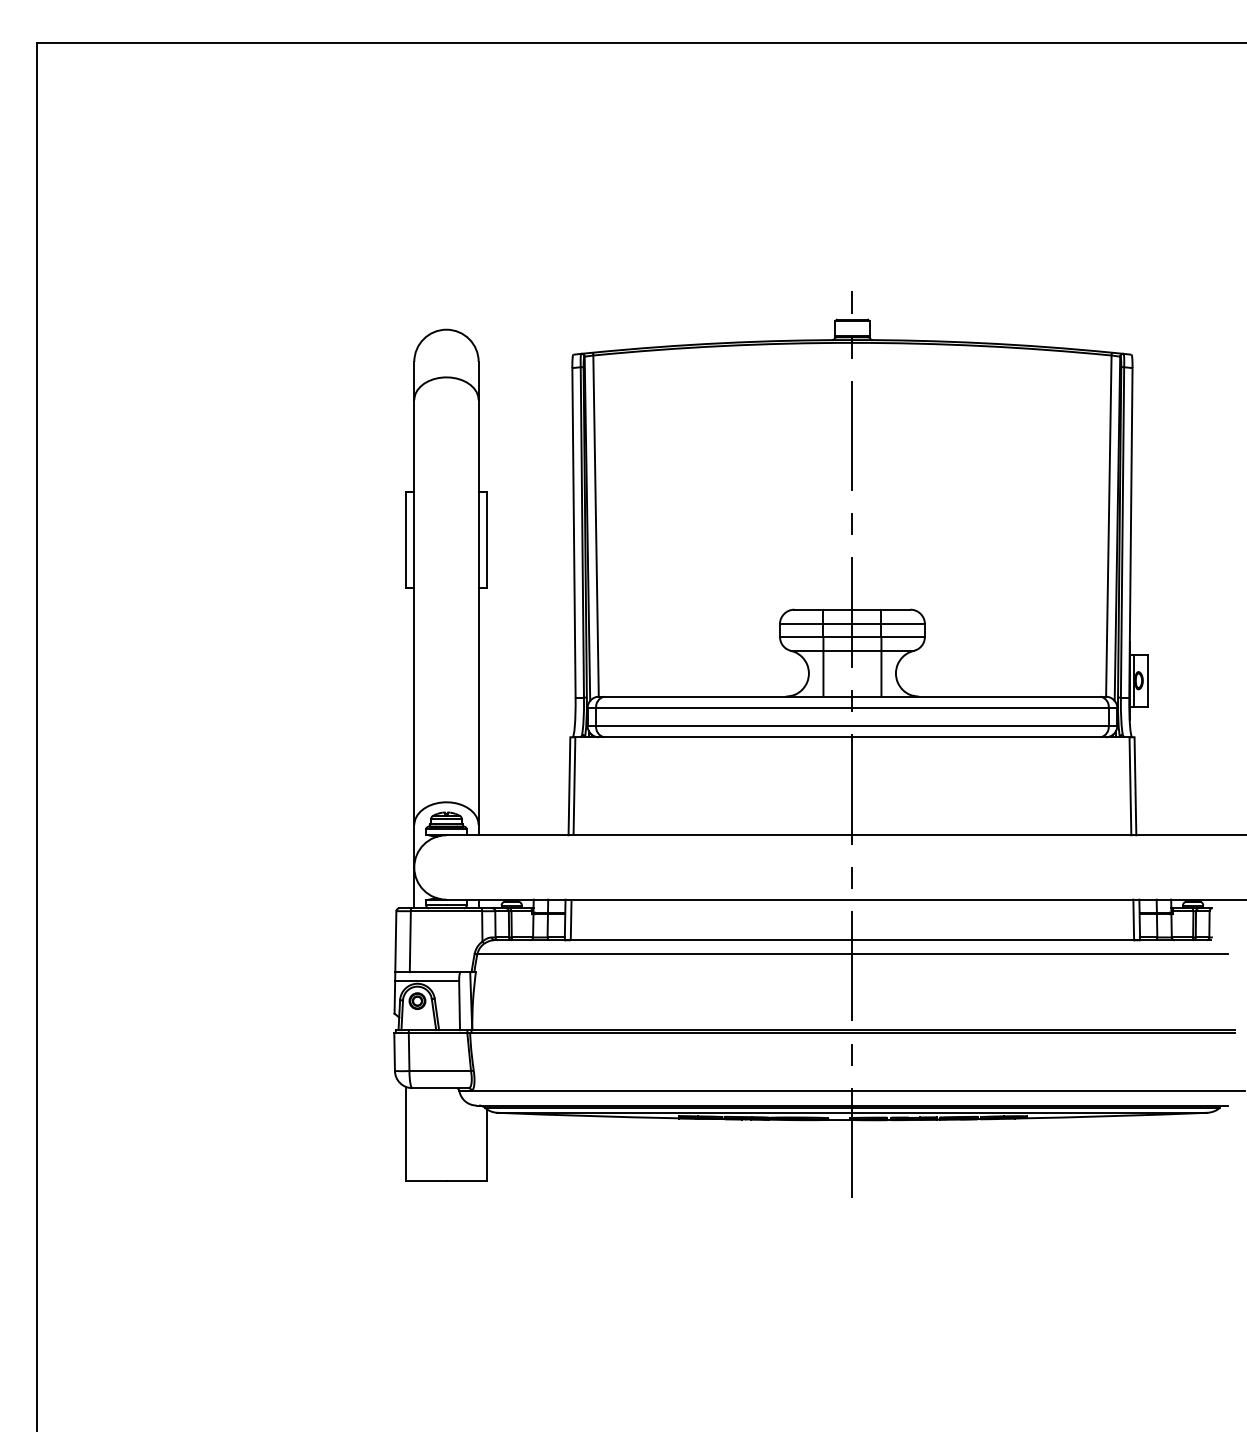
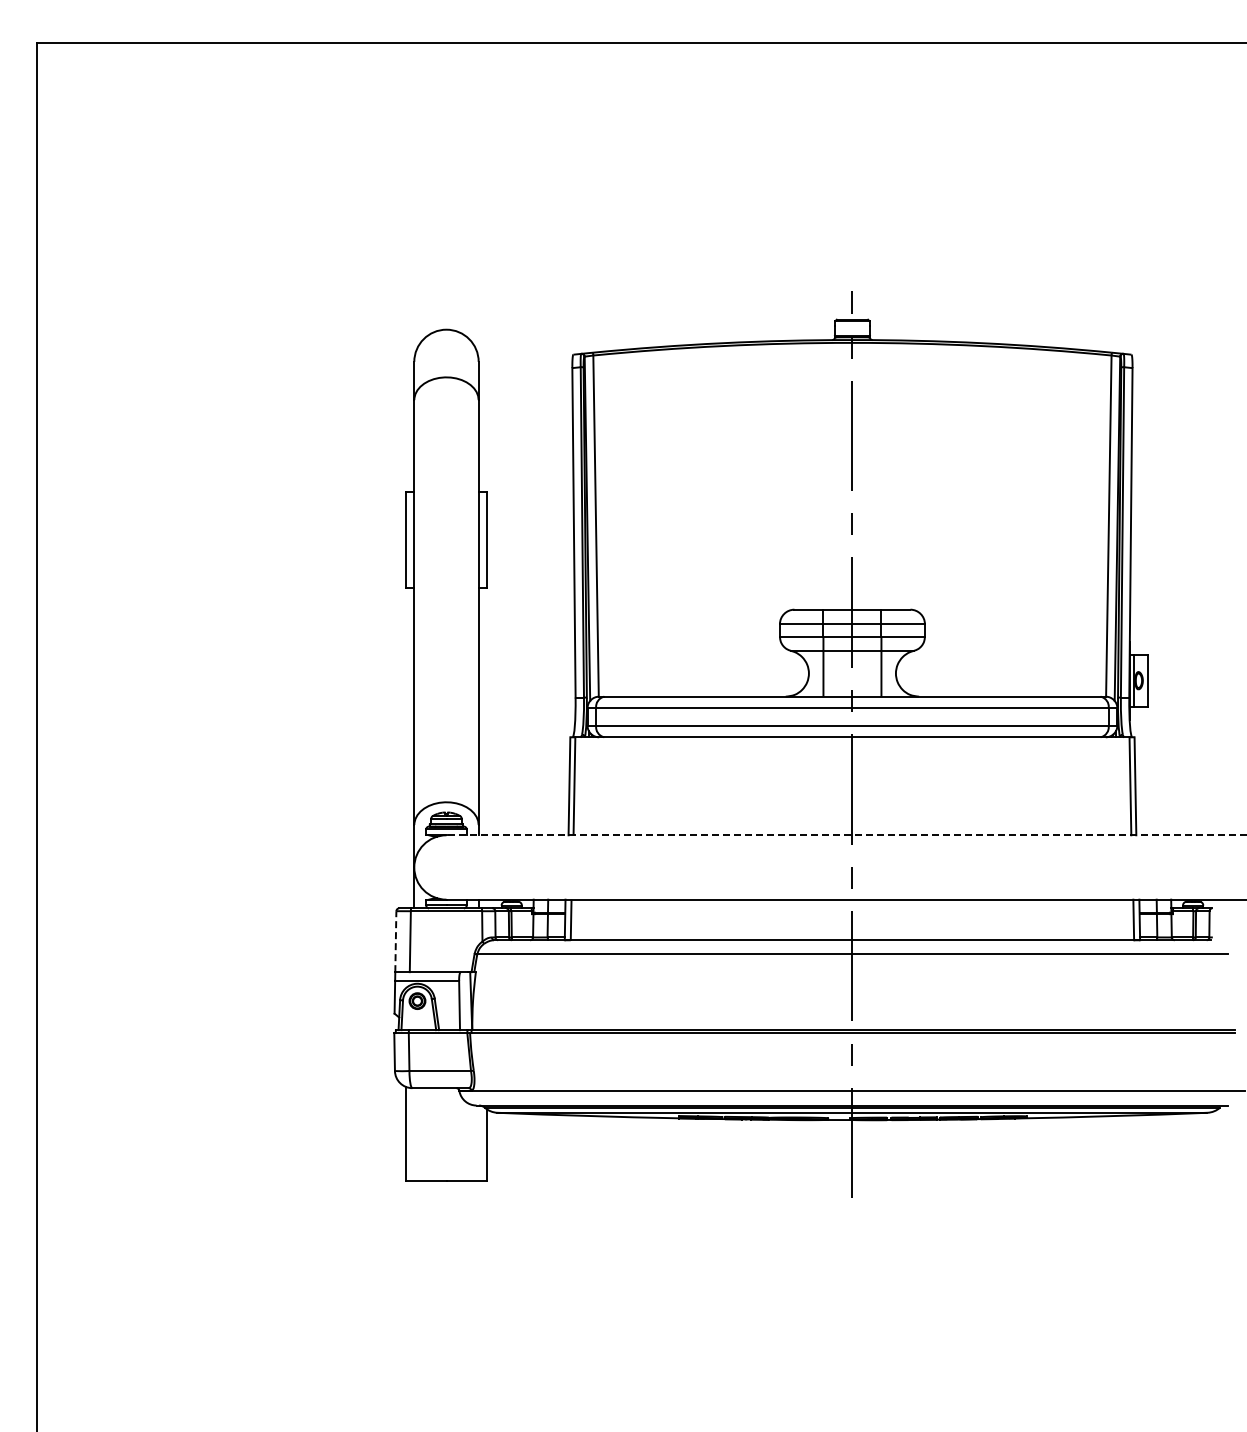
line: solid -> dashed (846, 835)
line: solid -> dashed (395, 941)
